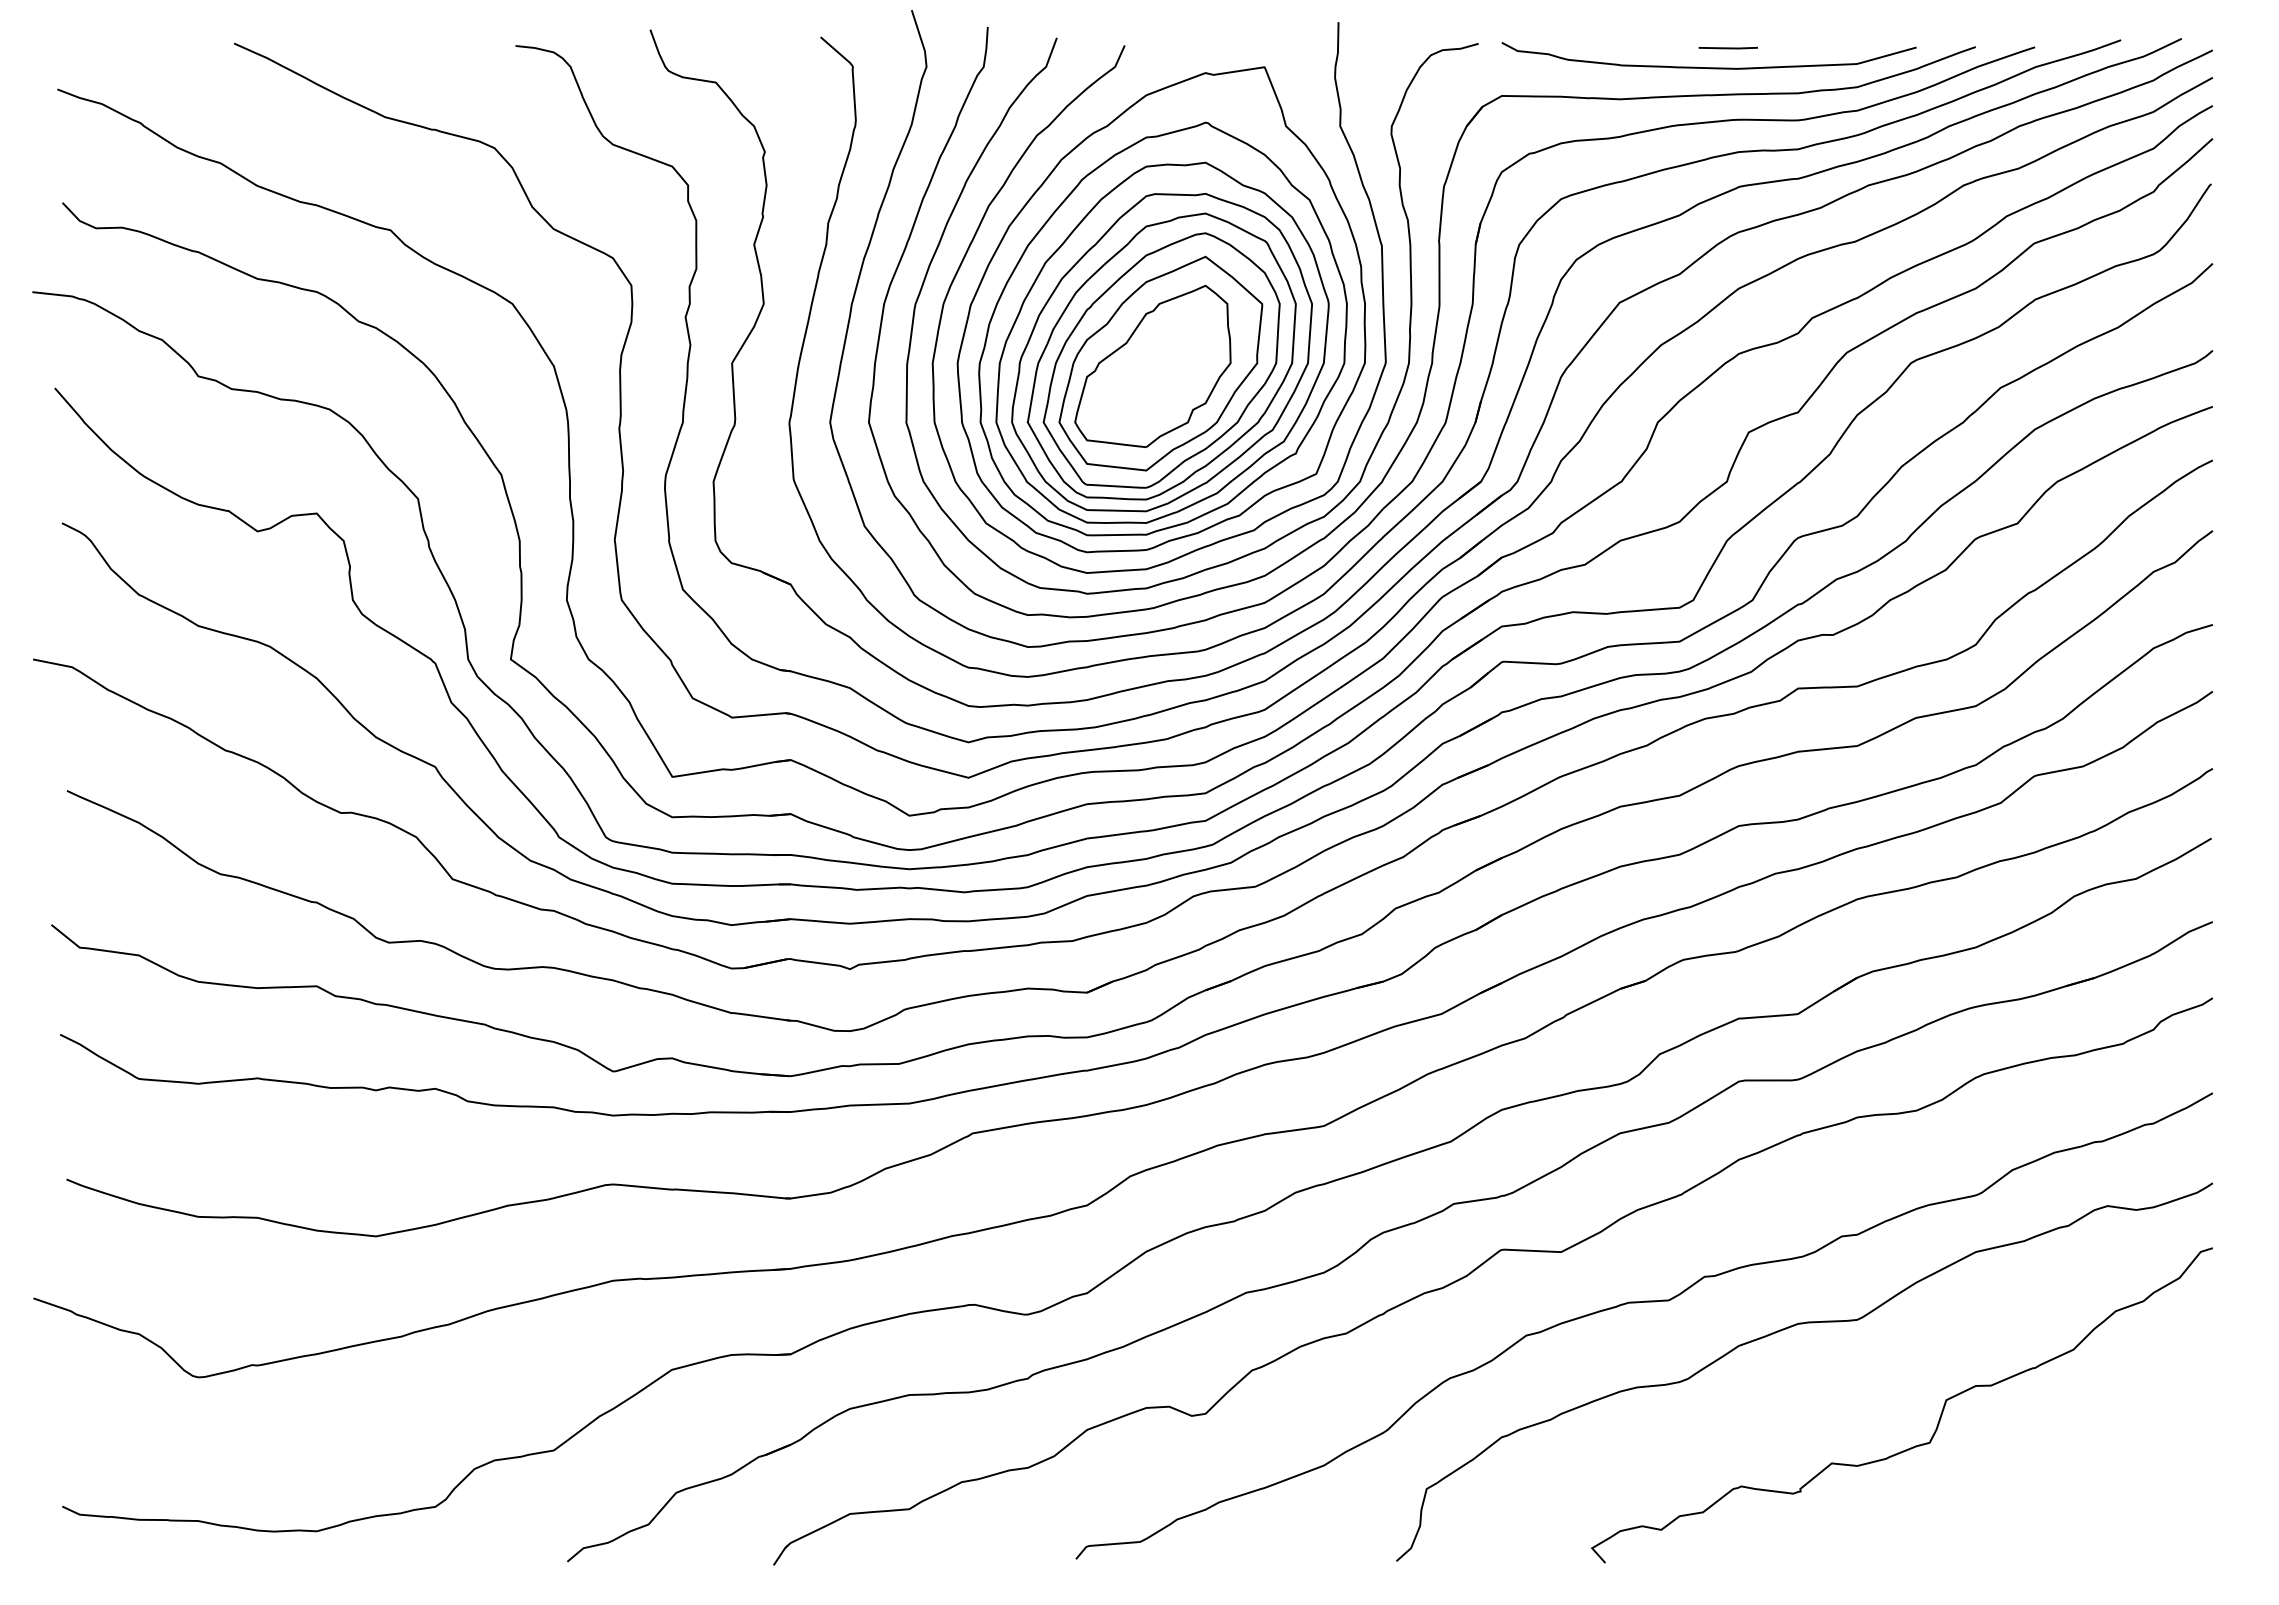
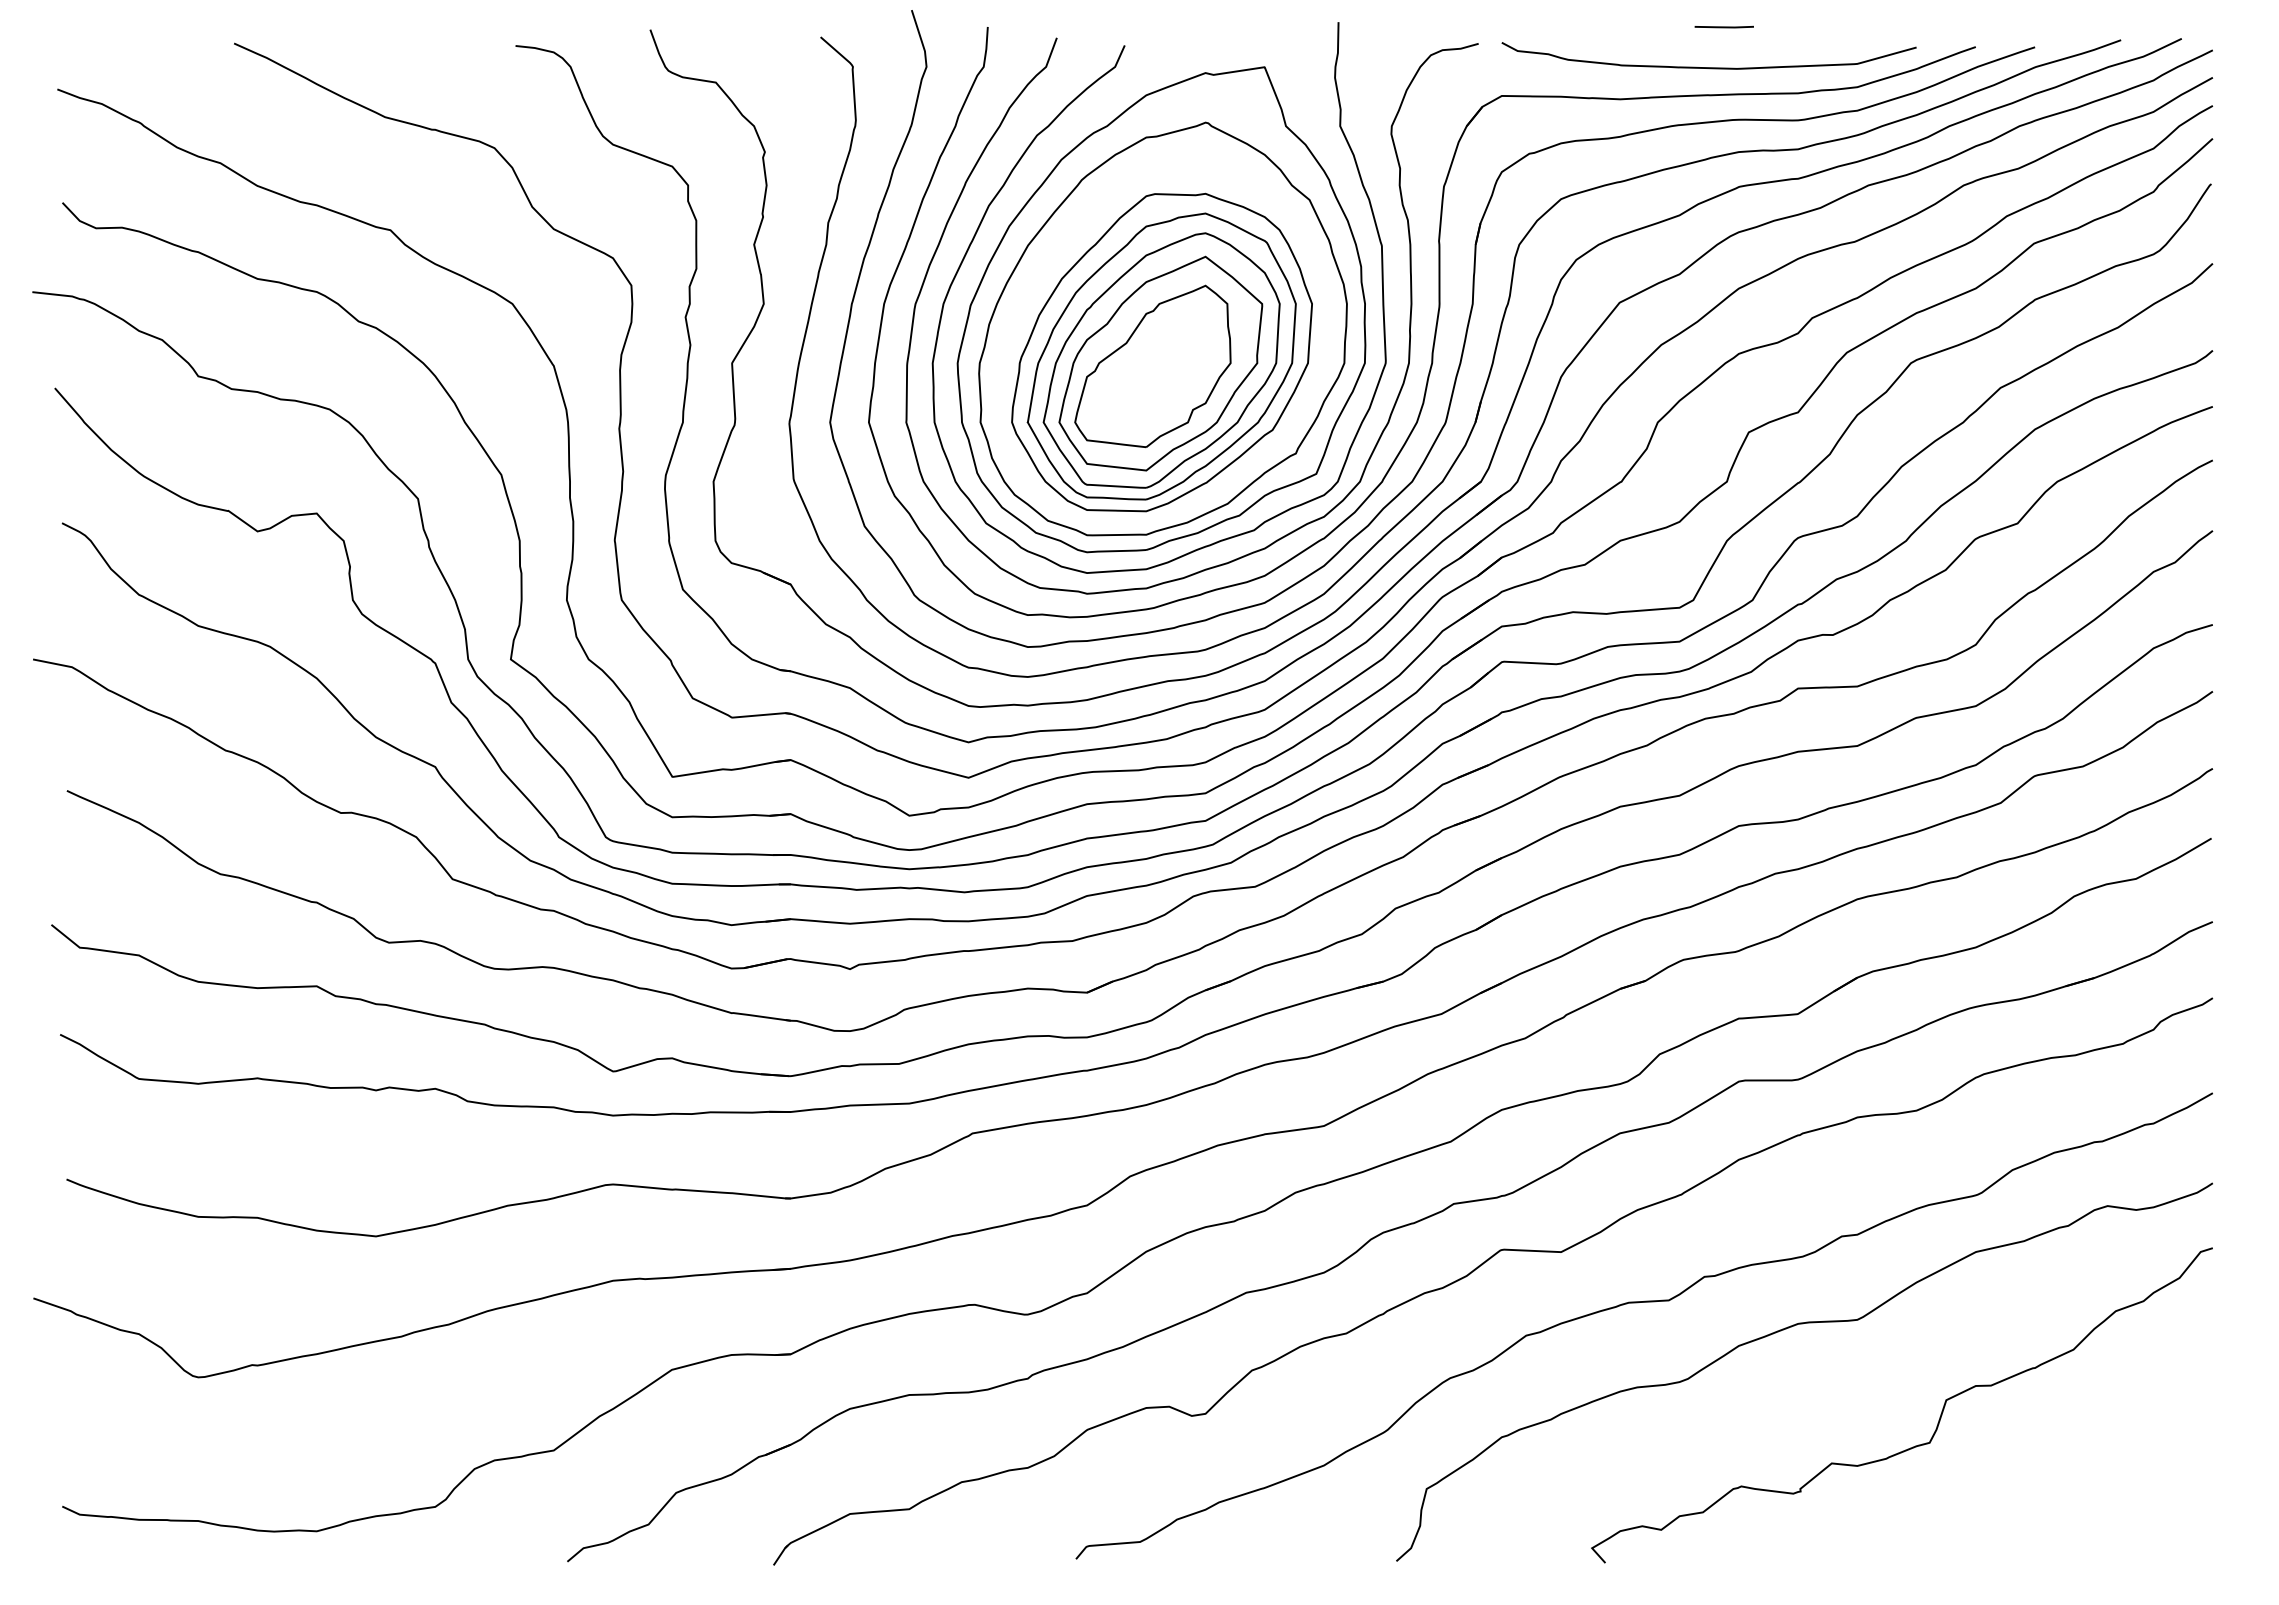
line position: (1727, 47) -> (1723, 26) (1723, 26)
part: present -> none (1162, 342)
